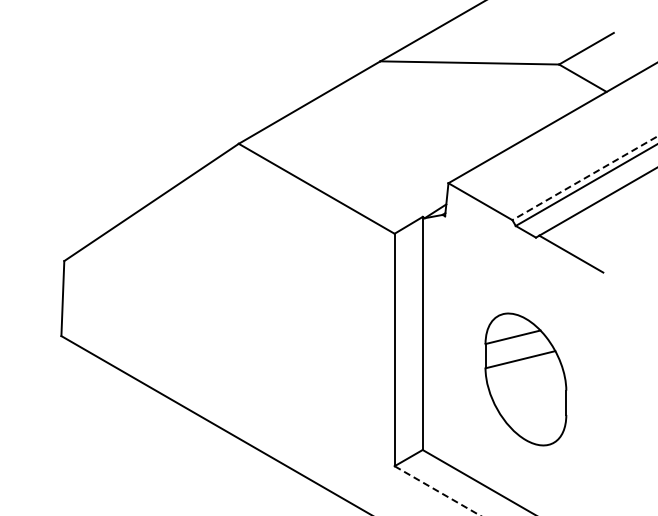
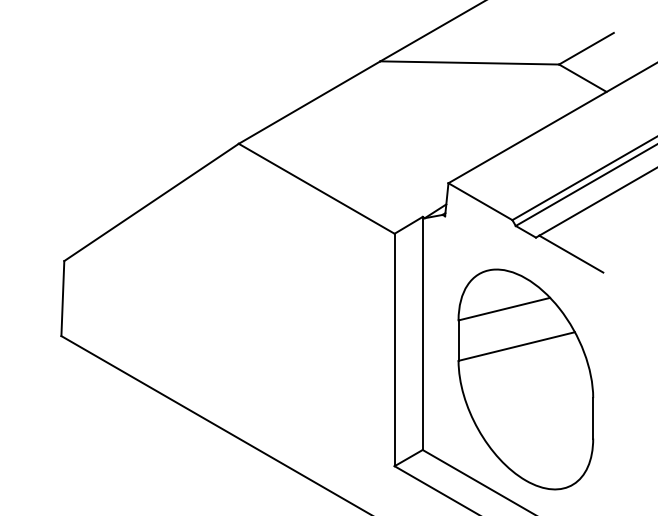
line: dashed -> solid (585, 178)
part size: 84x135 px -> 138x223 px (525, 379)
line: dashed -> solid (437, 491)
